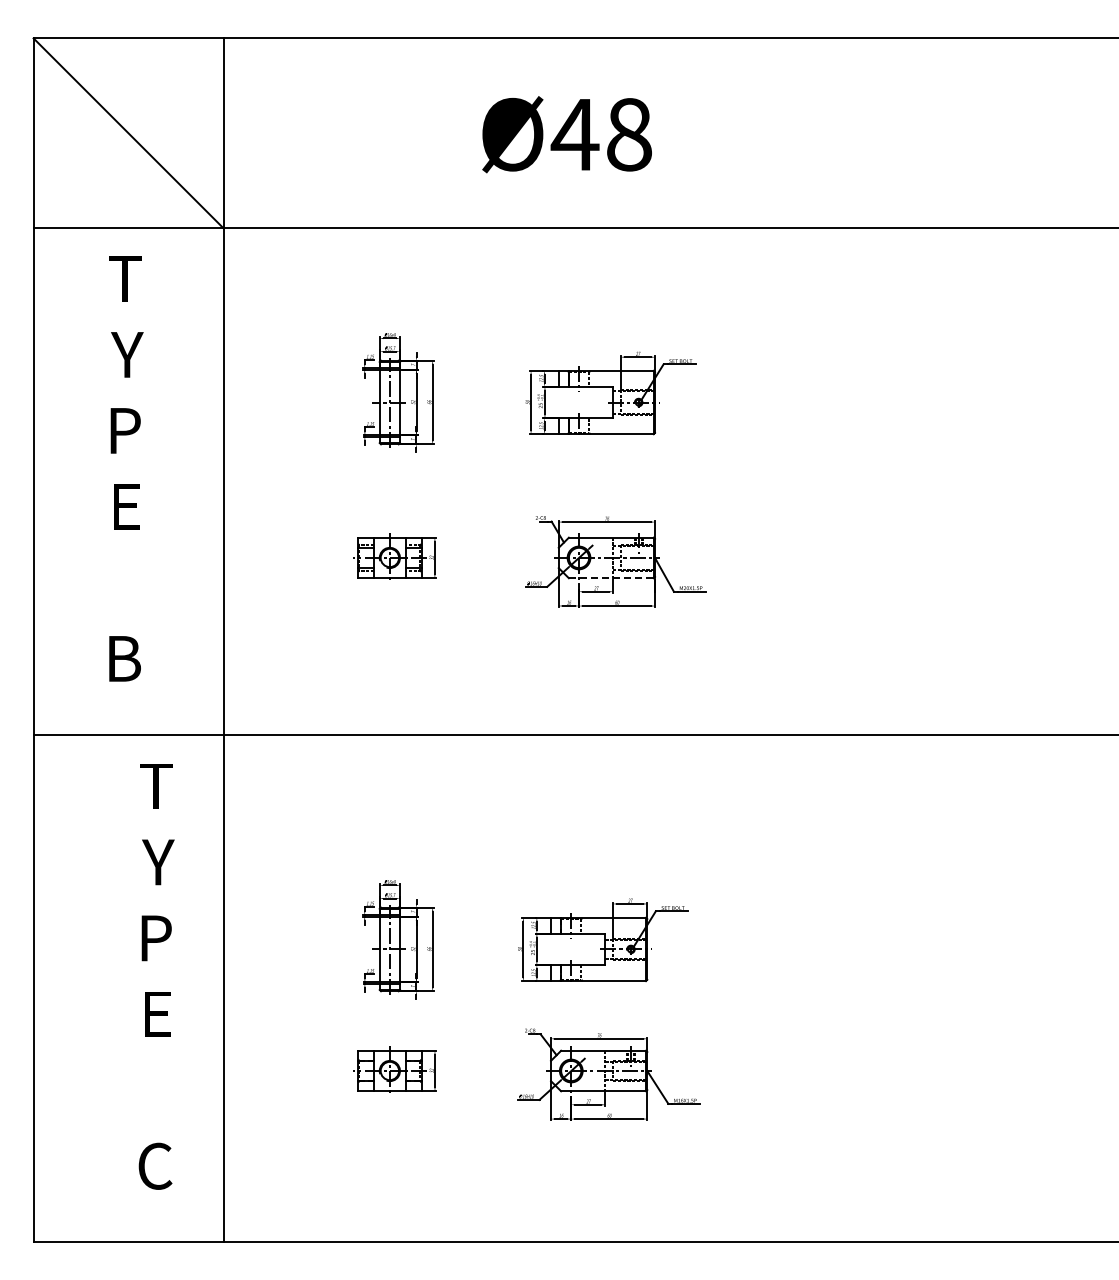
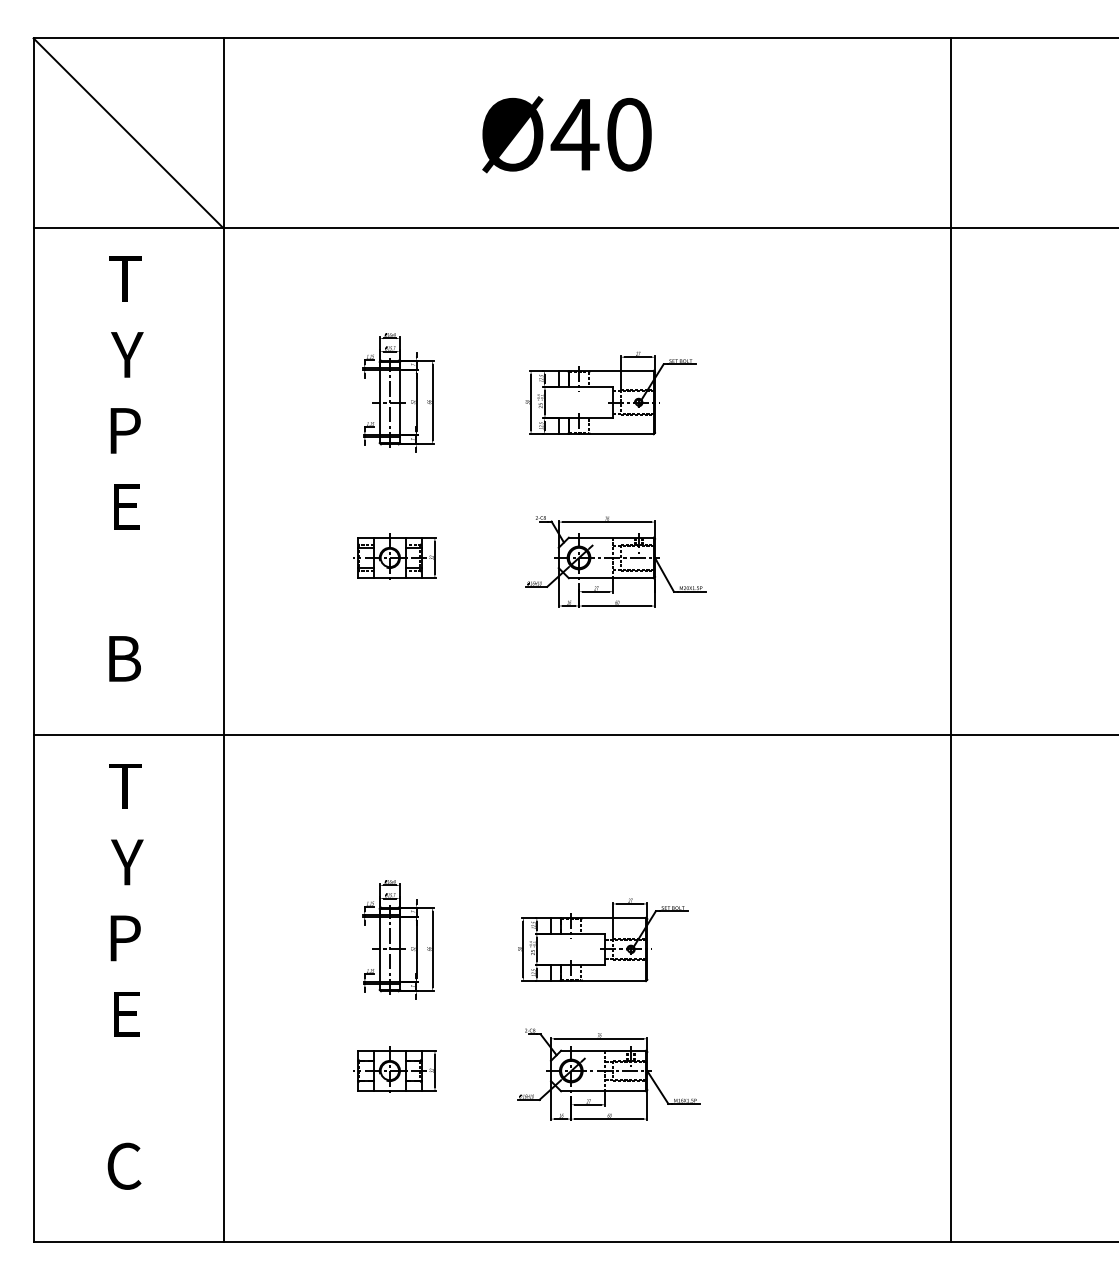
text: Ø48 -> Ø40 (629, 134)
line: dashed -> solid (611, 578)
line: none -> present (950, 639)
text position: (156, 976) -> (125, 976) (125, 976)
